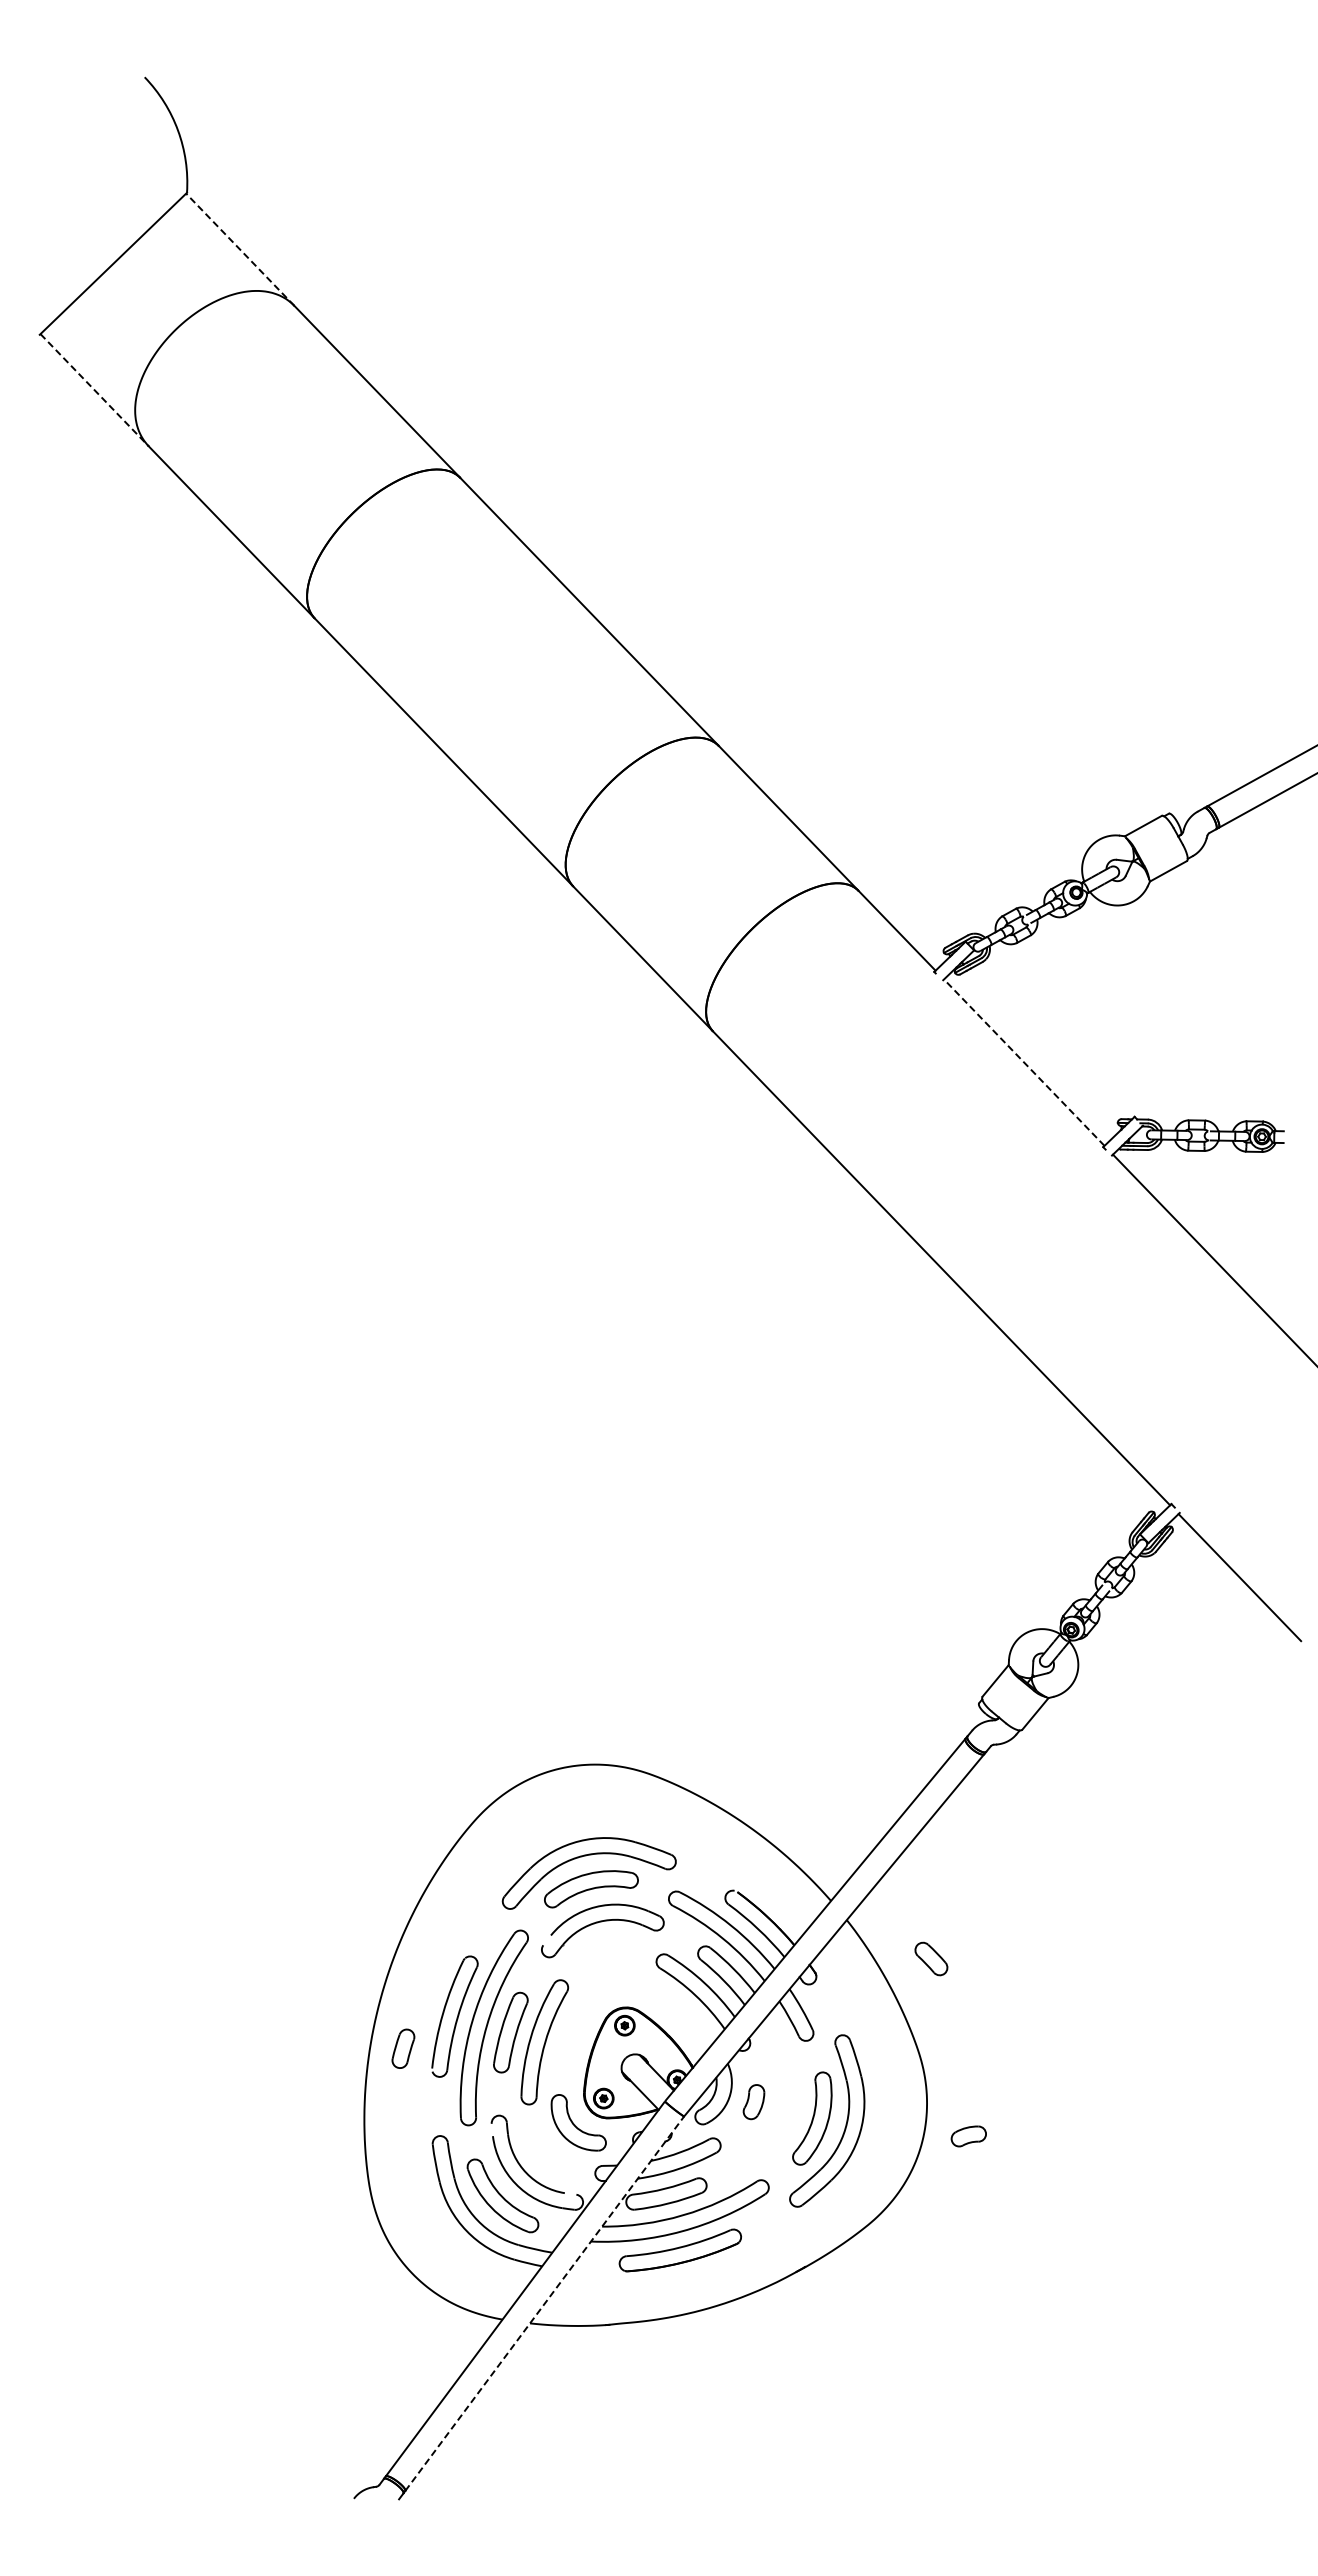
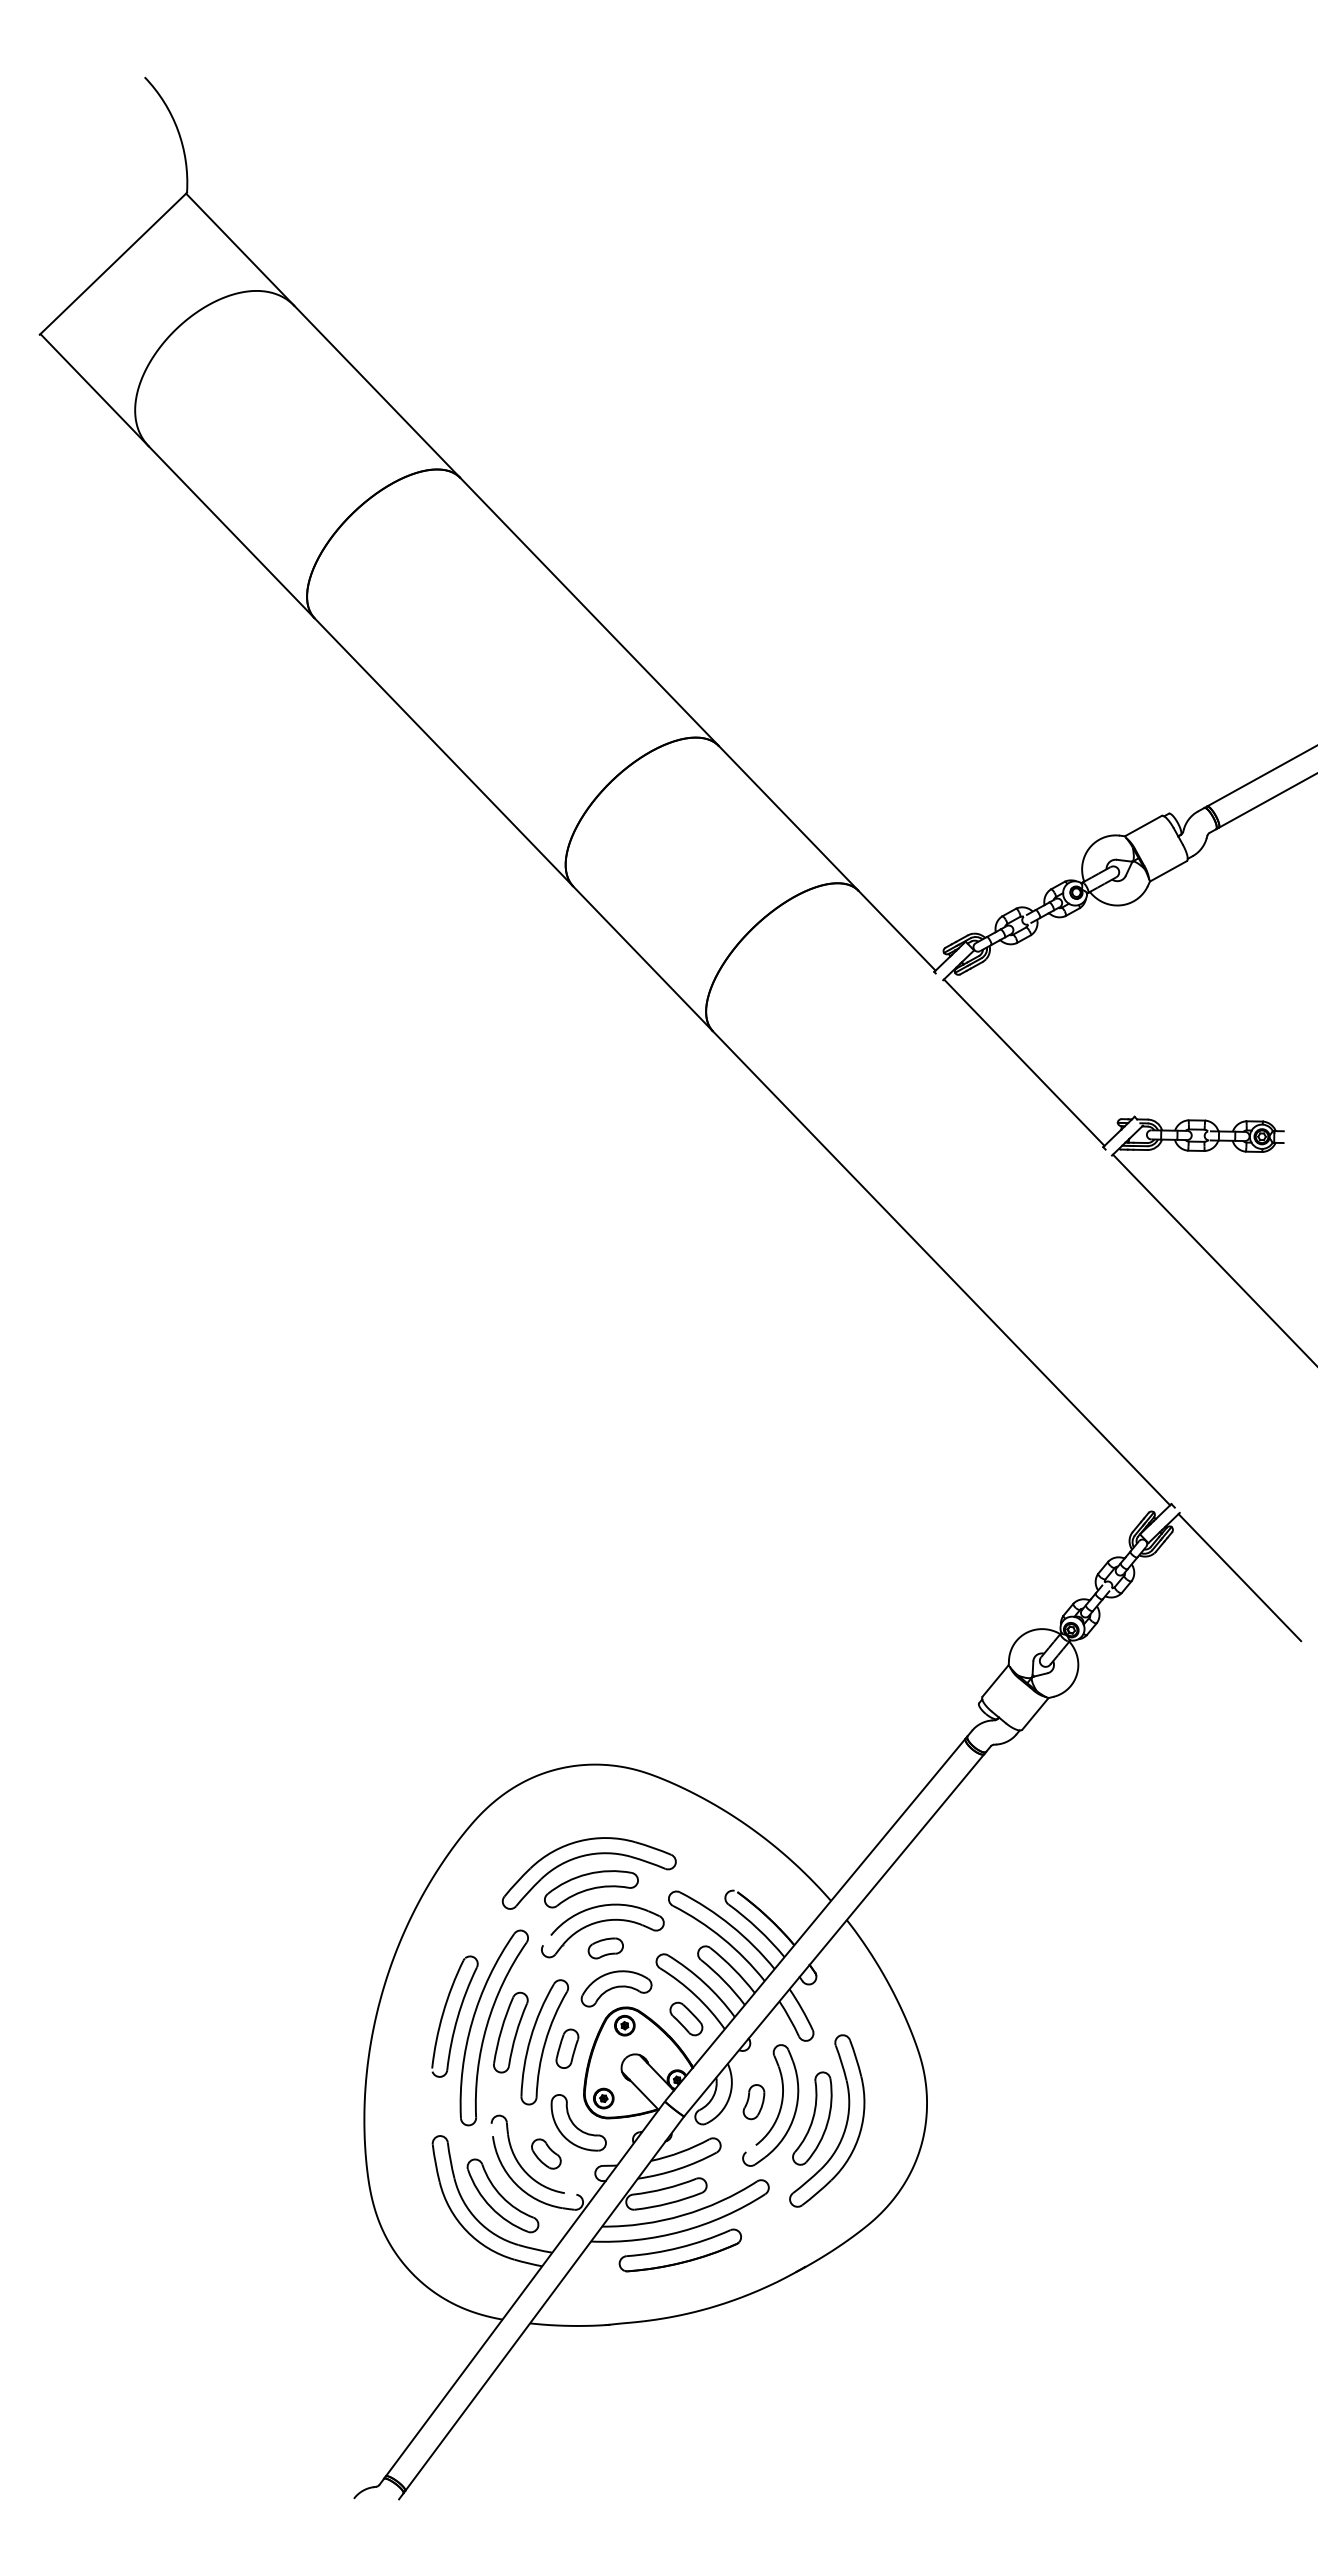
line: dashed -> solid (240, 249)
line: dashed -> solid (94, 390)
line: dashed -> solid (1024, 1062)
part position: (931, 1958) -> (686, 2018) (686, 2018)
part: none -> present (616, 1988)
part position: (403, 2048) -> (567, 2048) (567, 2048)
part: none -> present (779, 2108)
part position: (968, 2136) -> (605, 1948) (605, 1948)
part: none -> present (546, 2153)
line: dashed -> solid (544, 2303)
